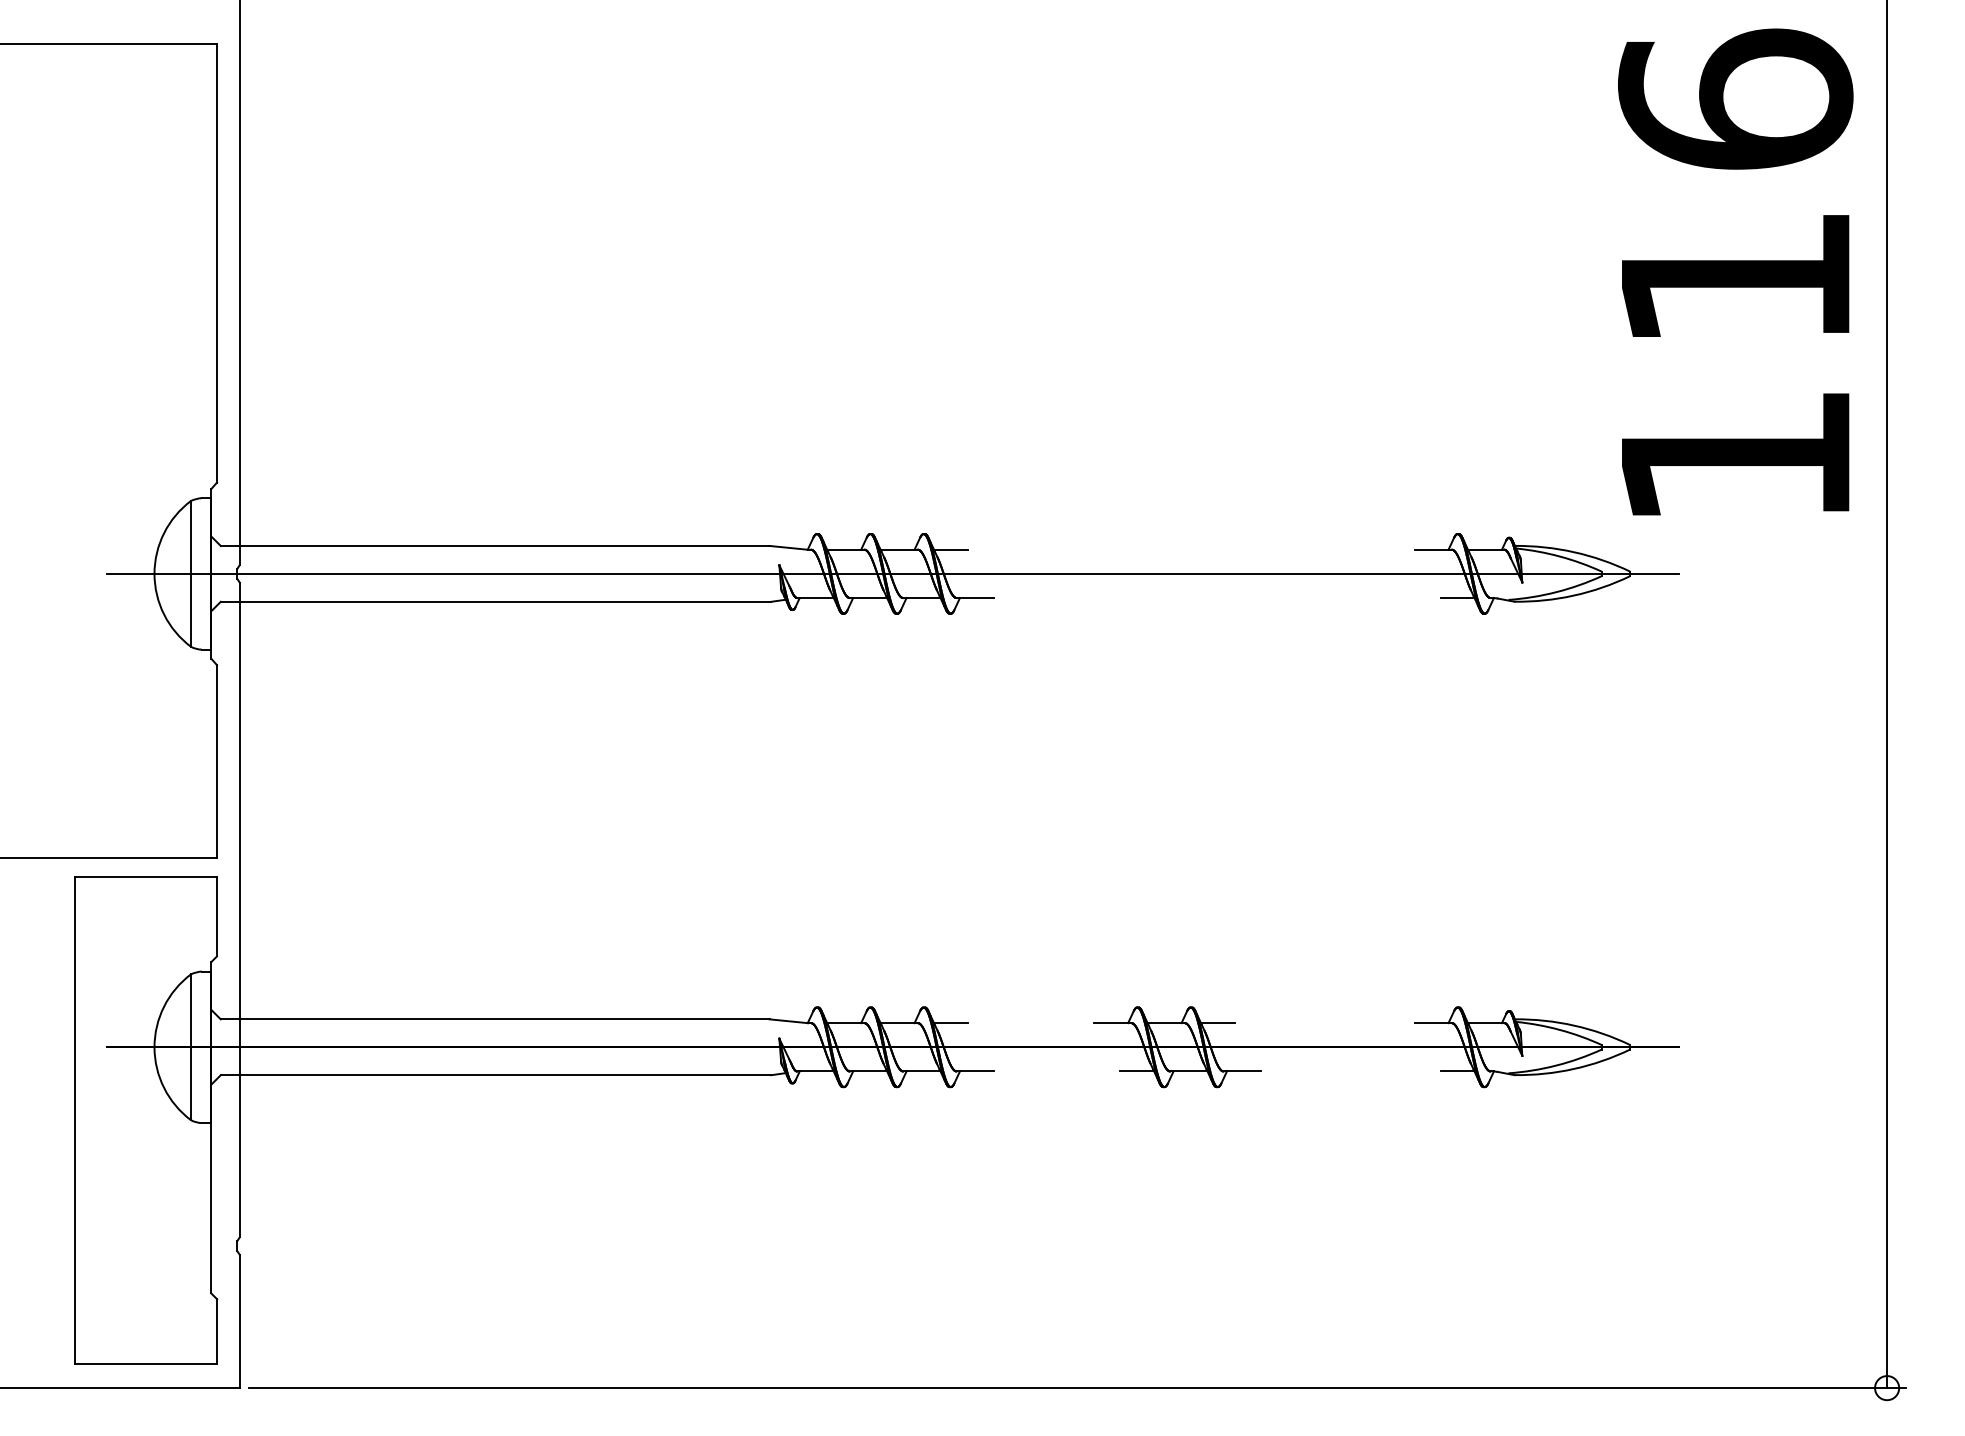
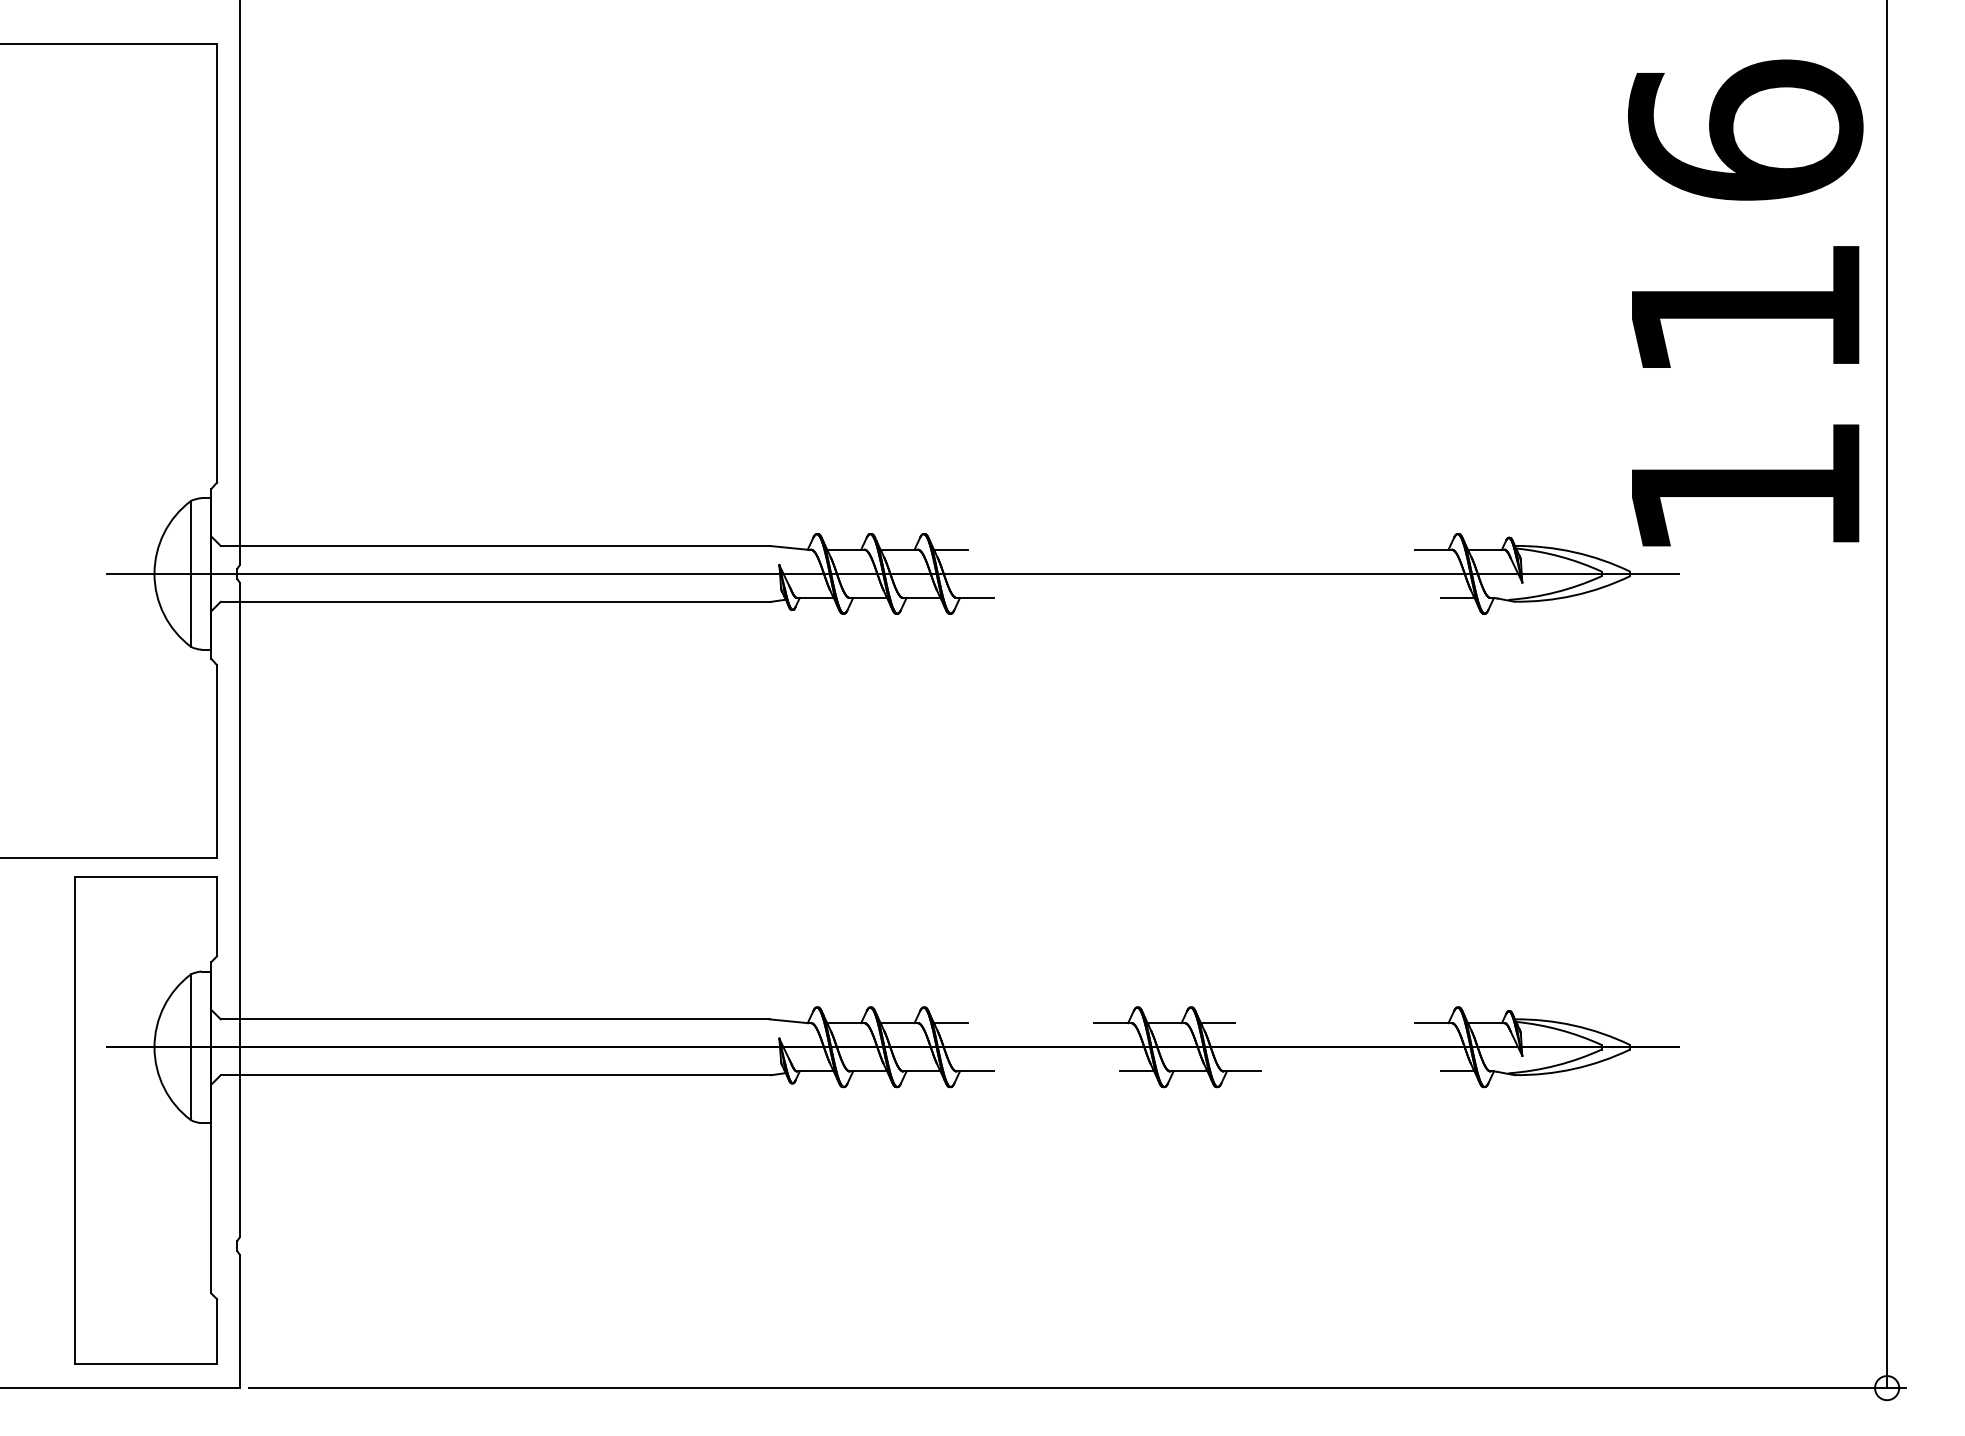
text position: (1735, 271) -> (1745, 302) (1745, 302)
